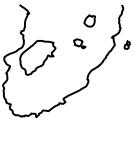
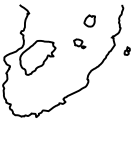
part position: (126, 44) -> (126, 50) (126, 50)
